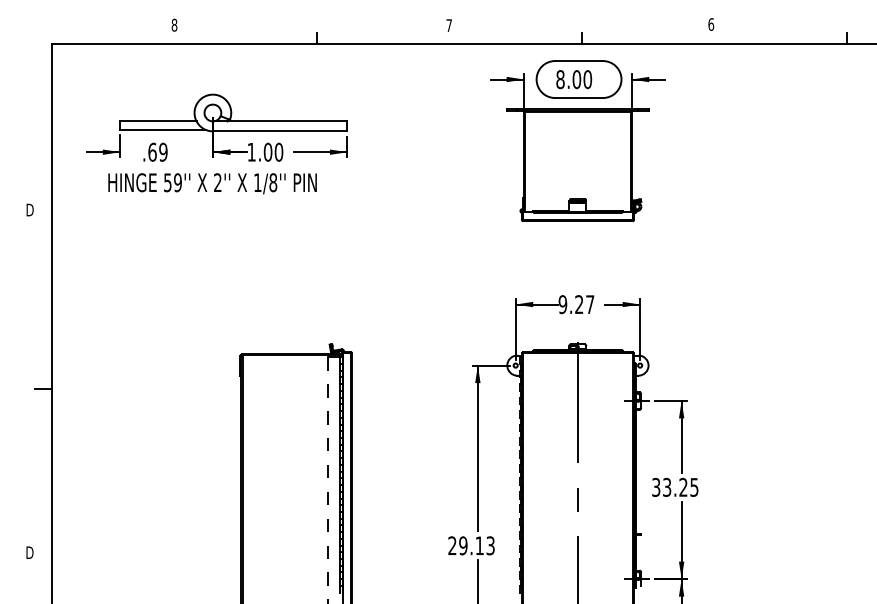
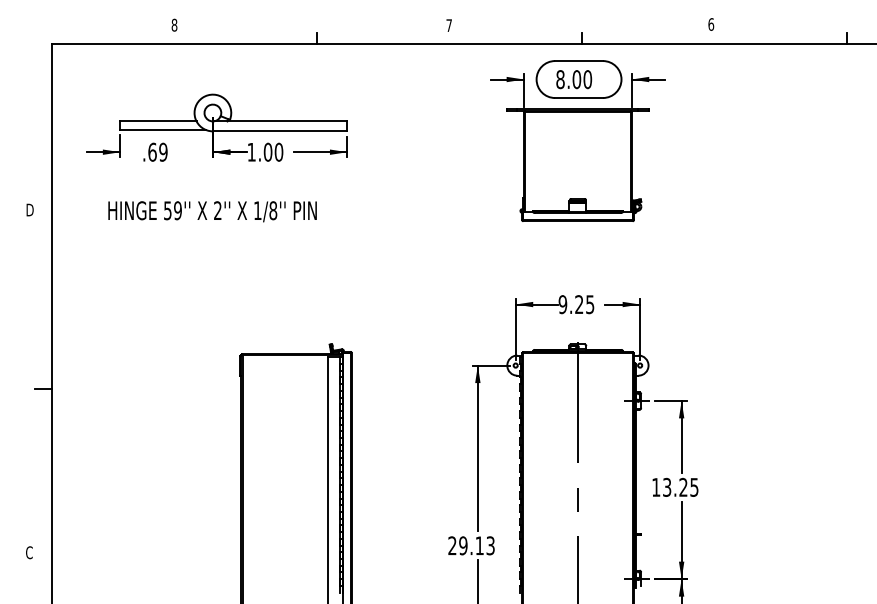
text position: (212, 183) -> (212, 211) (212, 211)
text: 9.27 -> 9.25 (590, 304)
line: dashed -> solid (327, 480)
text: 33.25 -> 13.25 (656, 486)
text: D -> C (29, 552)
